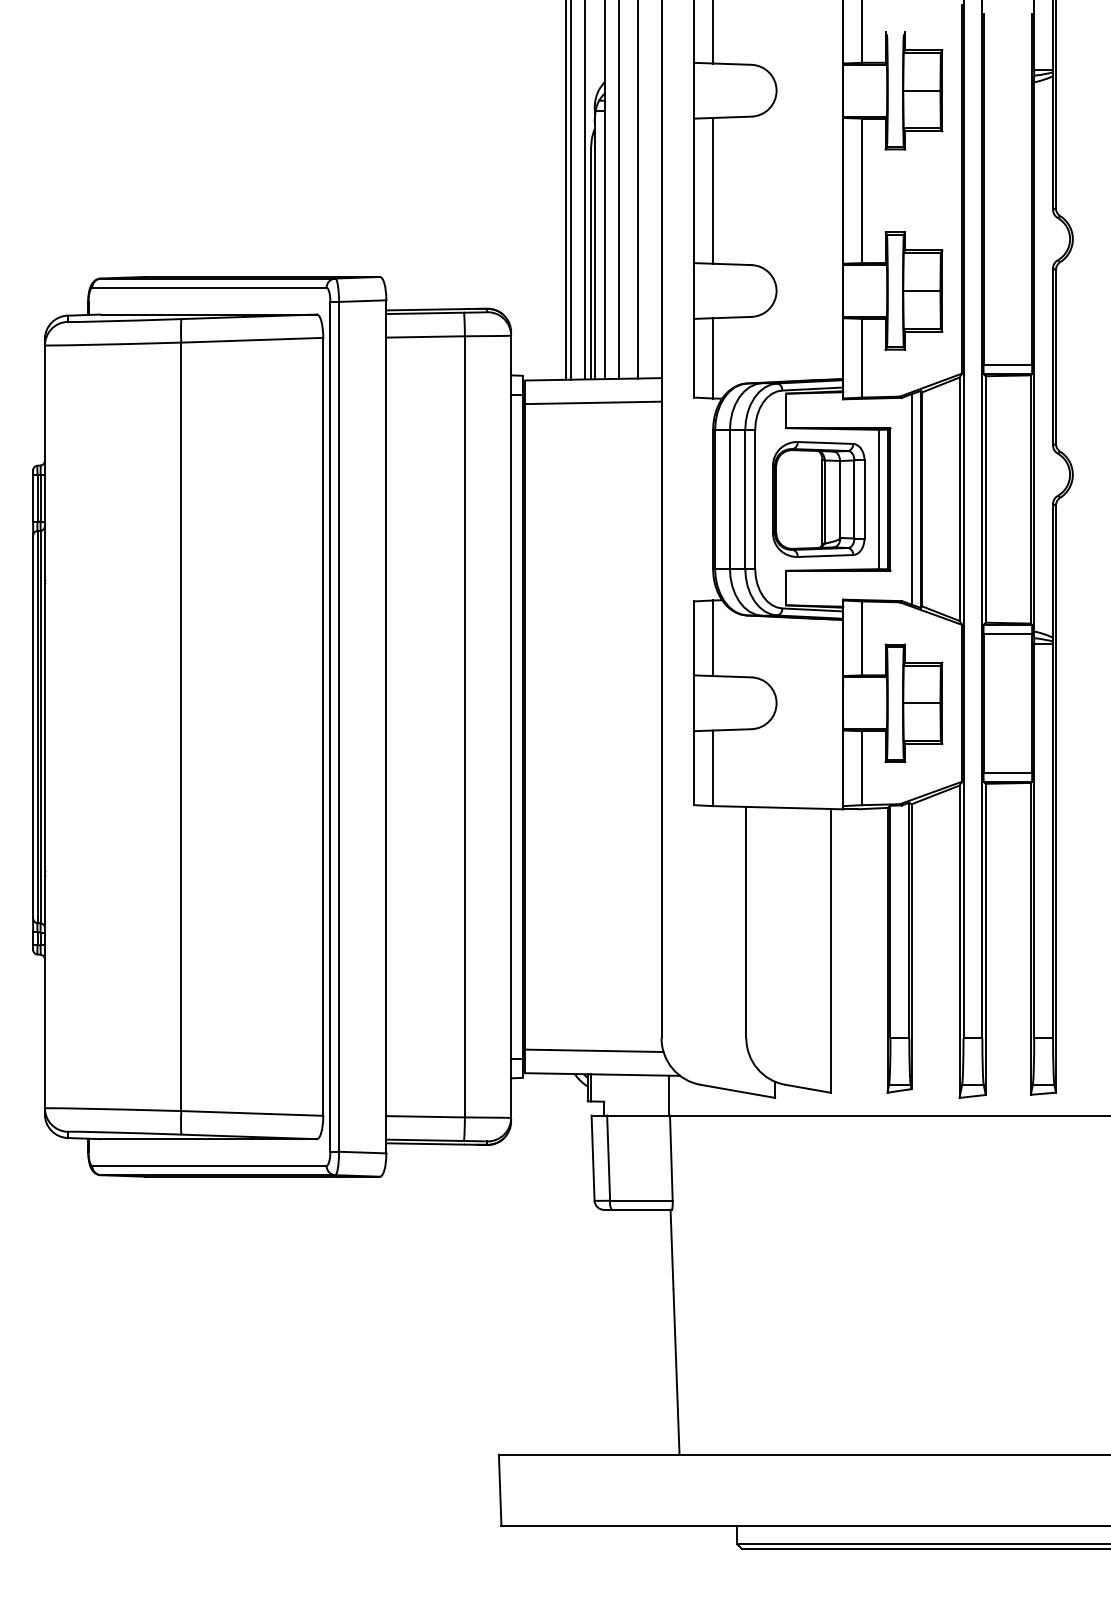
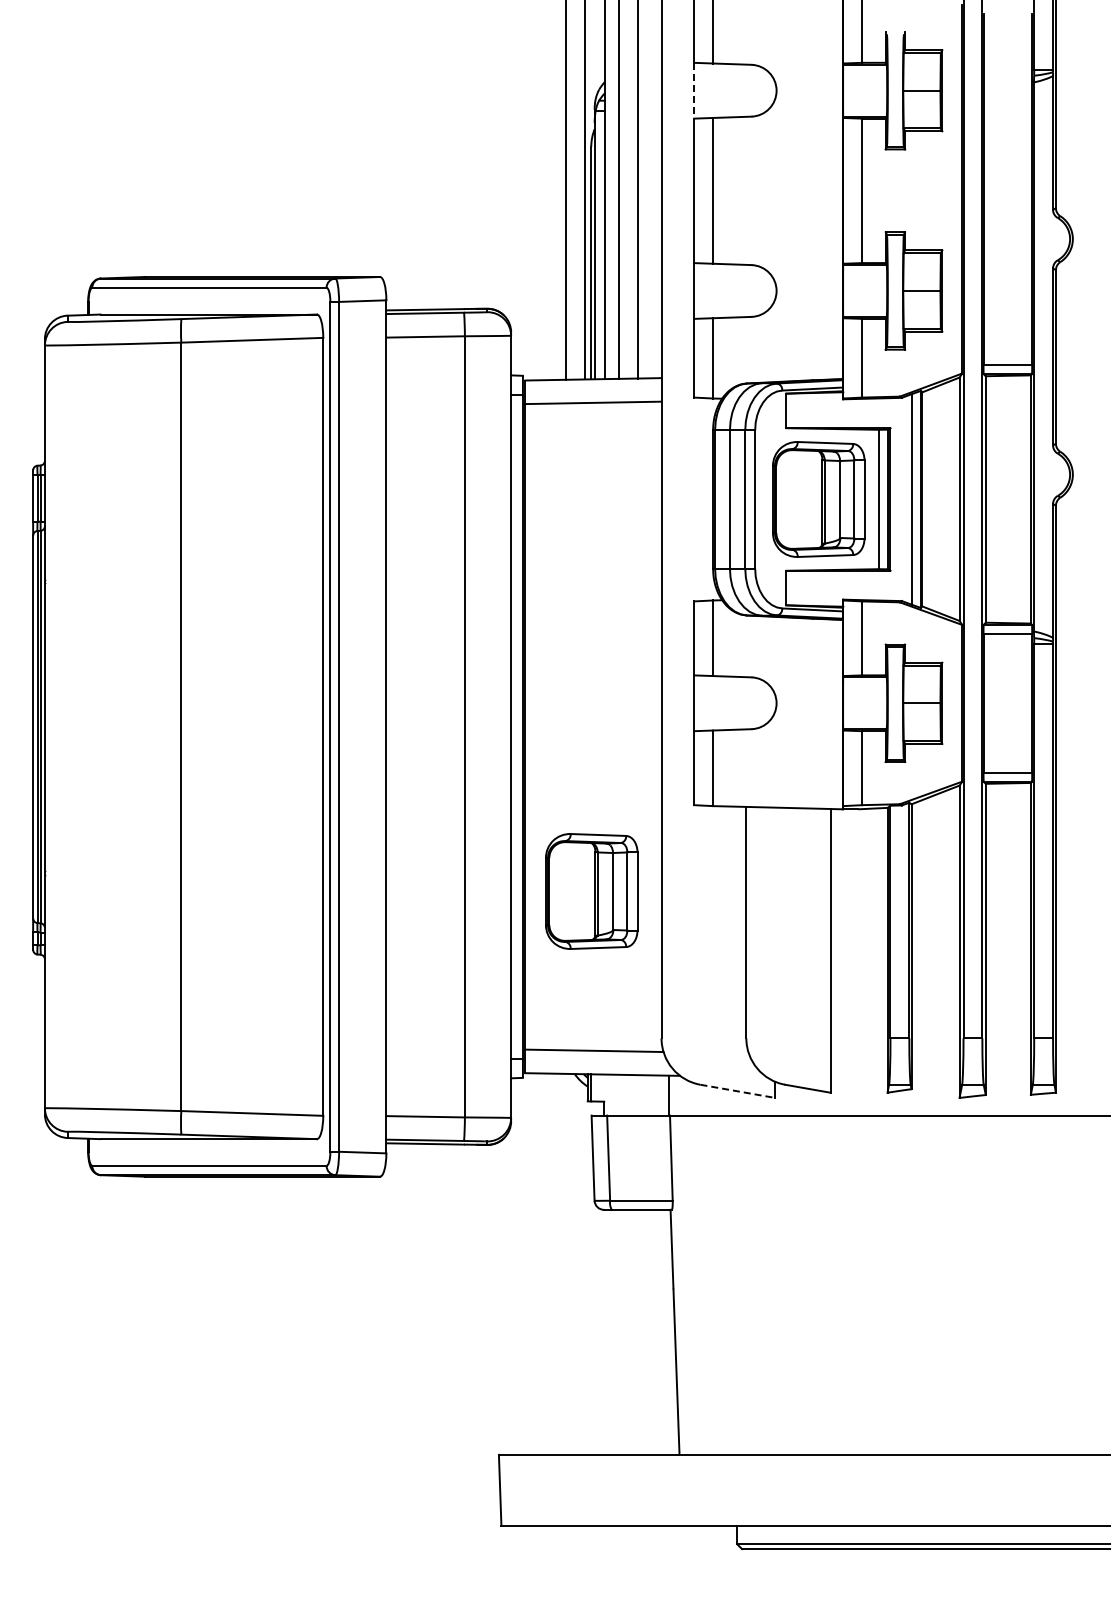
line: solid -> dashed (694, 90)
line: present -> none (571, 190)
part: none -> present (591, 891)
line: solid -> dashed (737, 1091)
